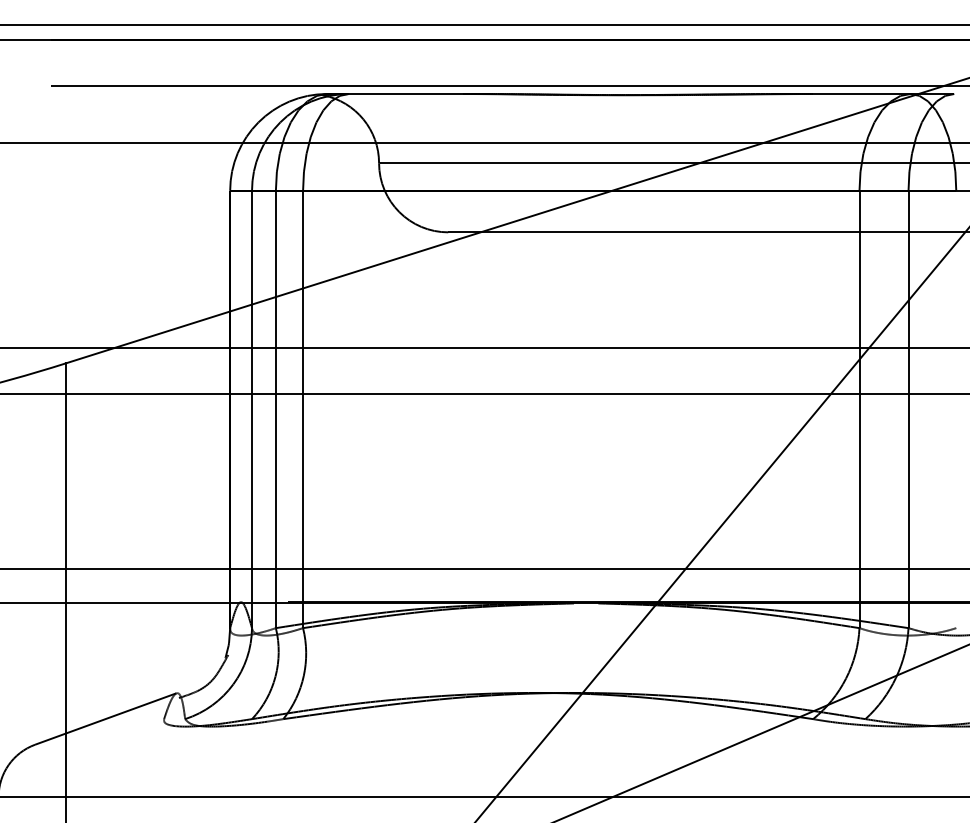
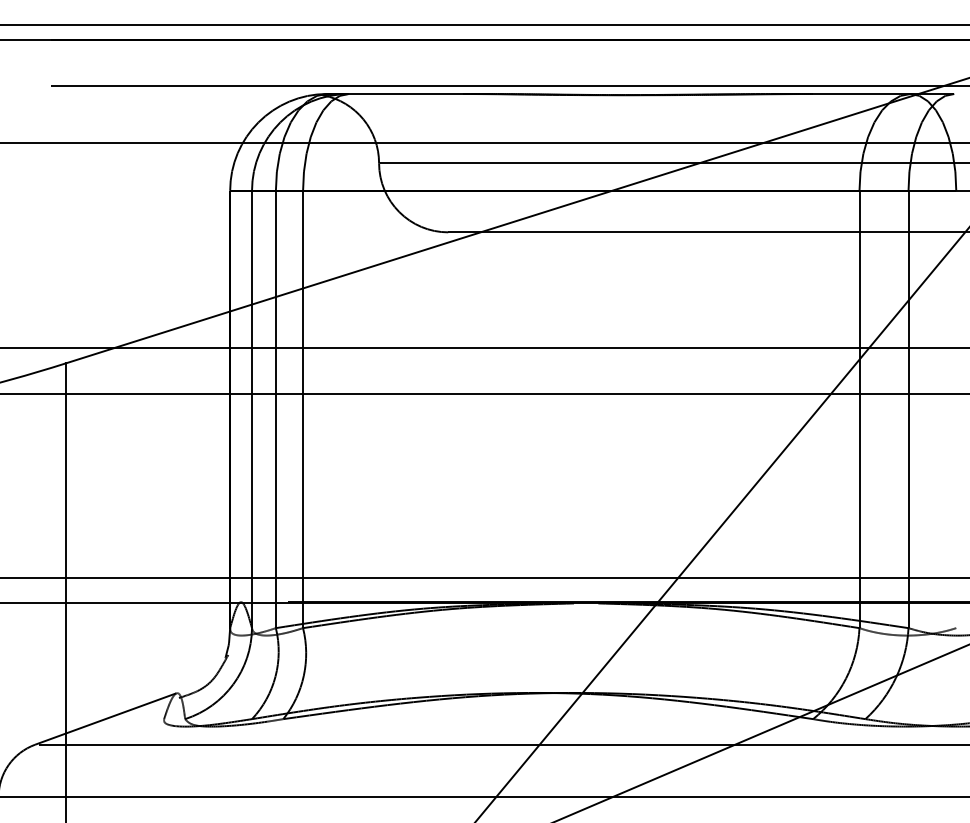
line position: (484, 569) -> (484, 578) (484, 578)
line: none -> present (502, 744)
